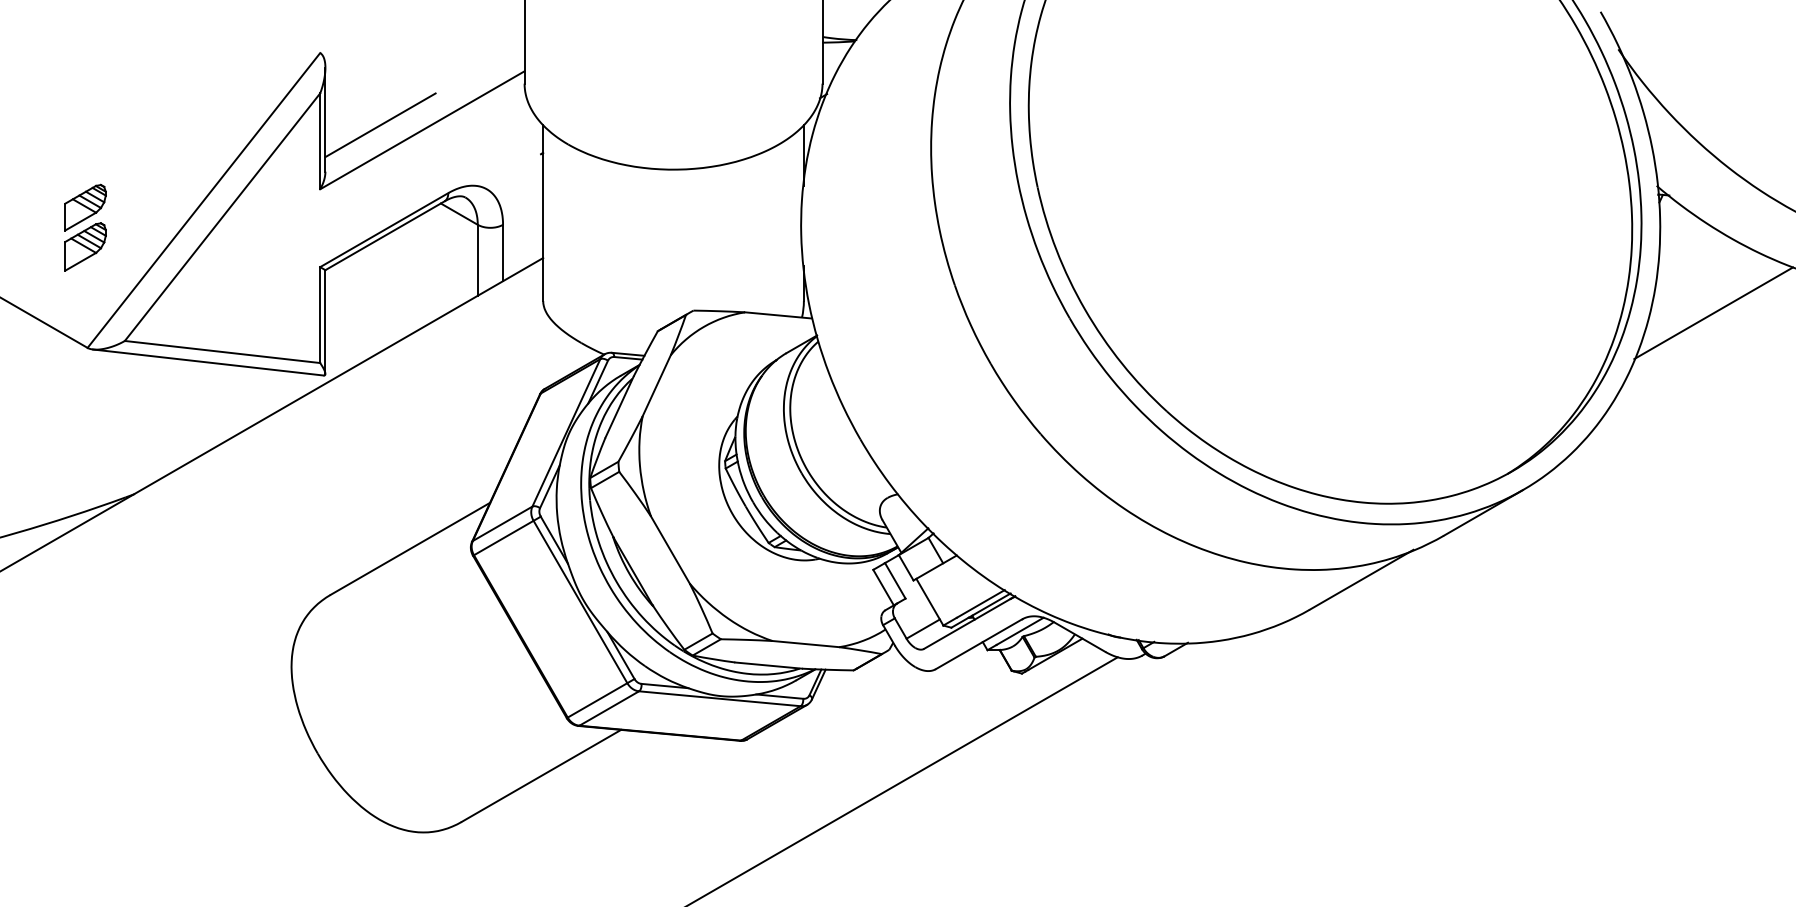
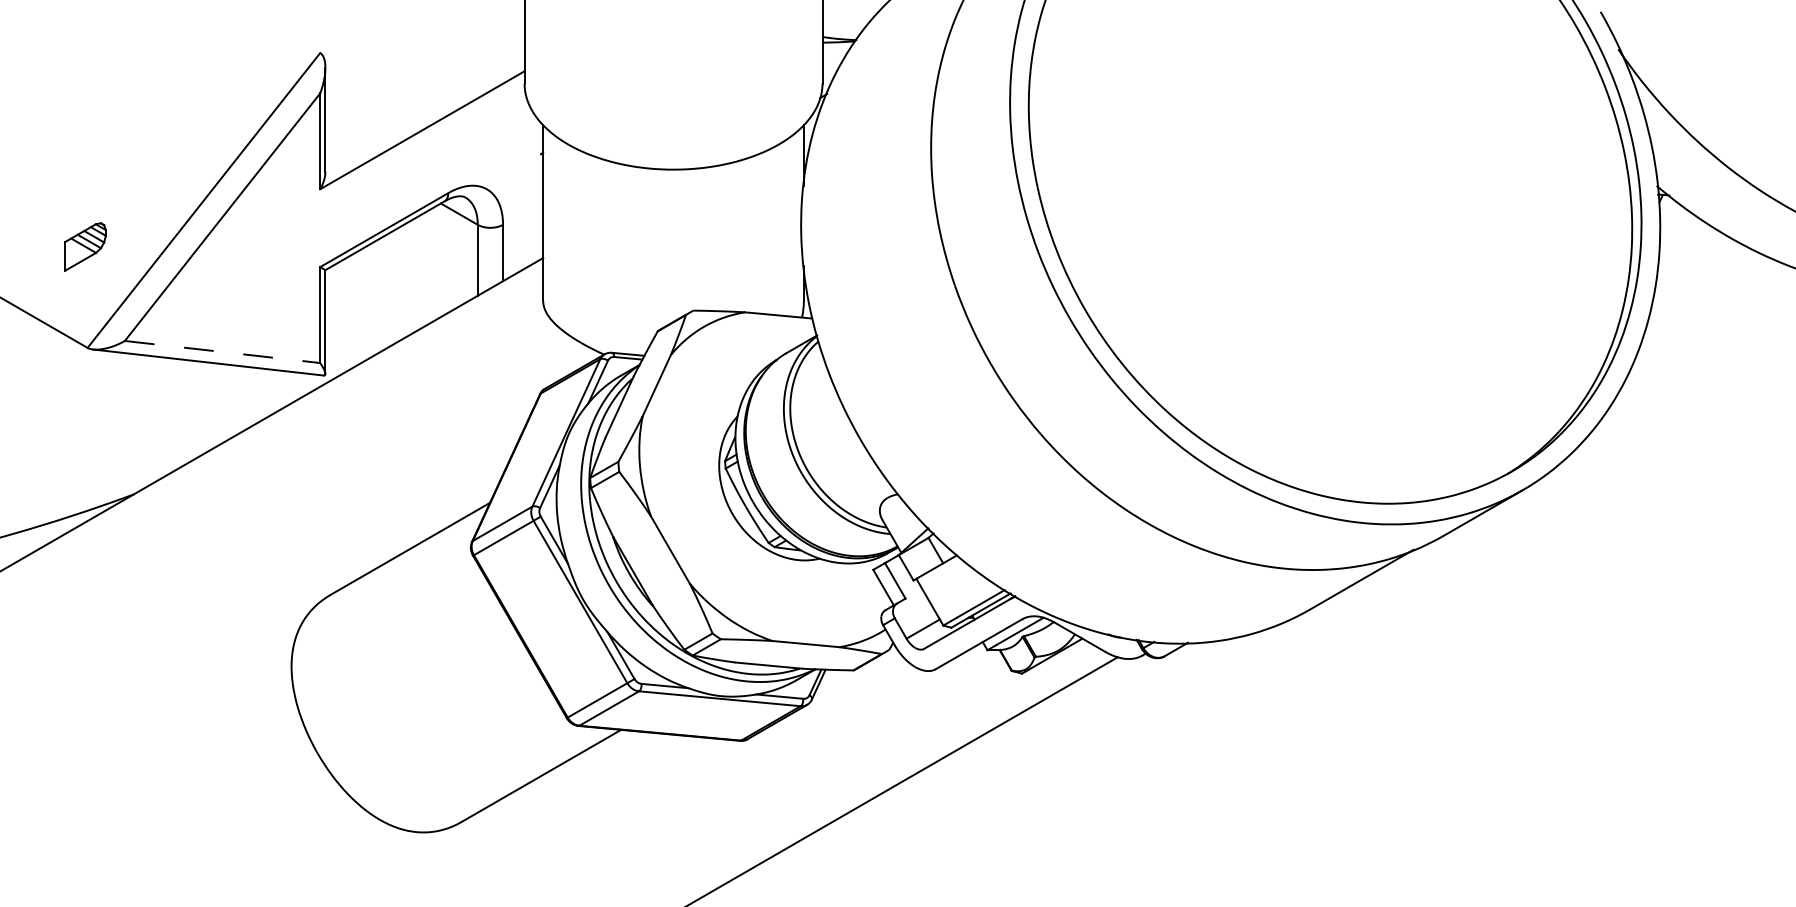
line: present -> none (380, 125)
part: present -> none (85, 207)
line: present -> none (1713, 313)
line: solid -> dashed (223, 352)
